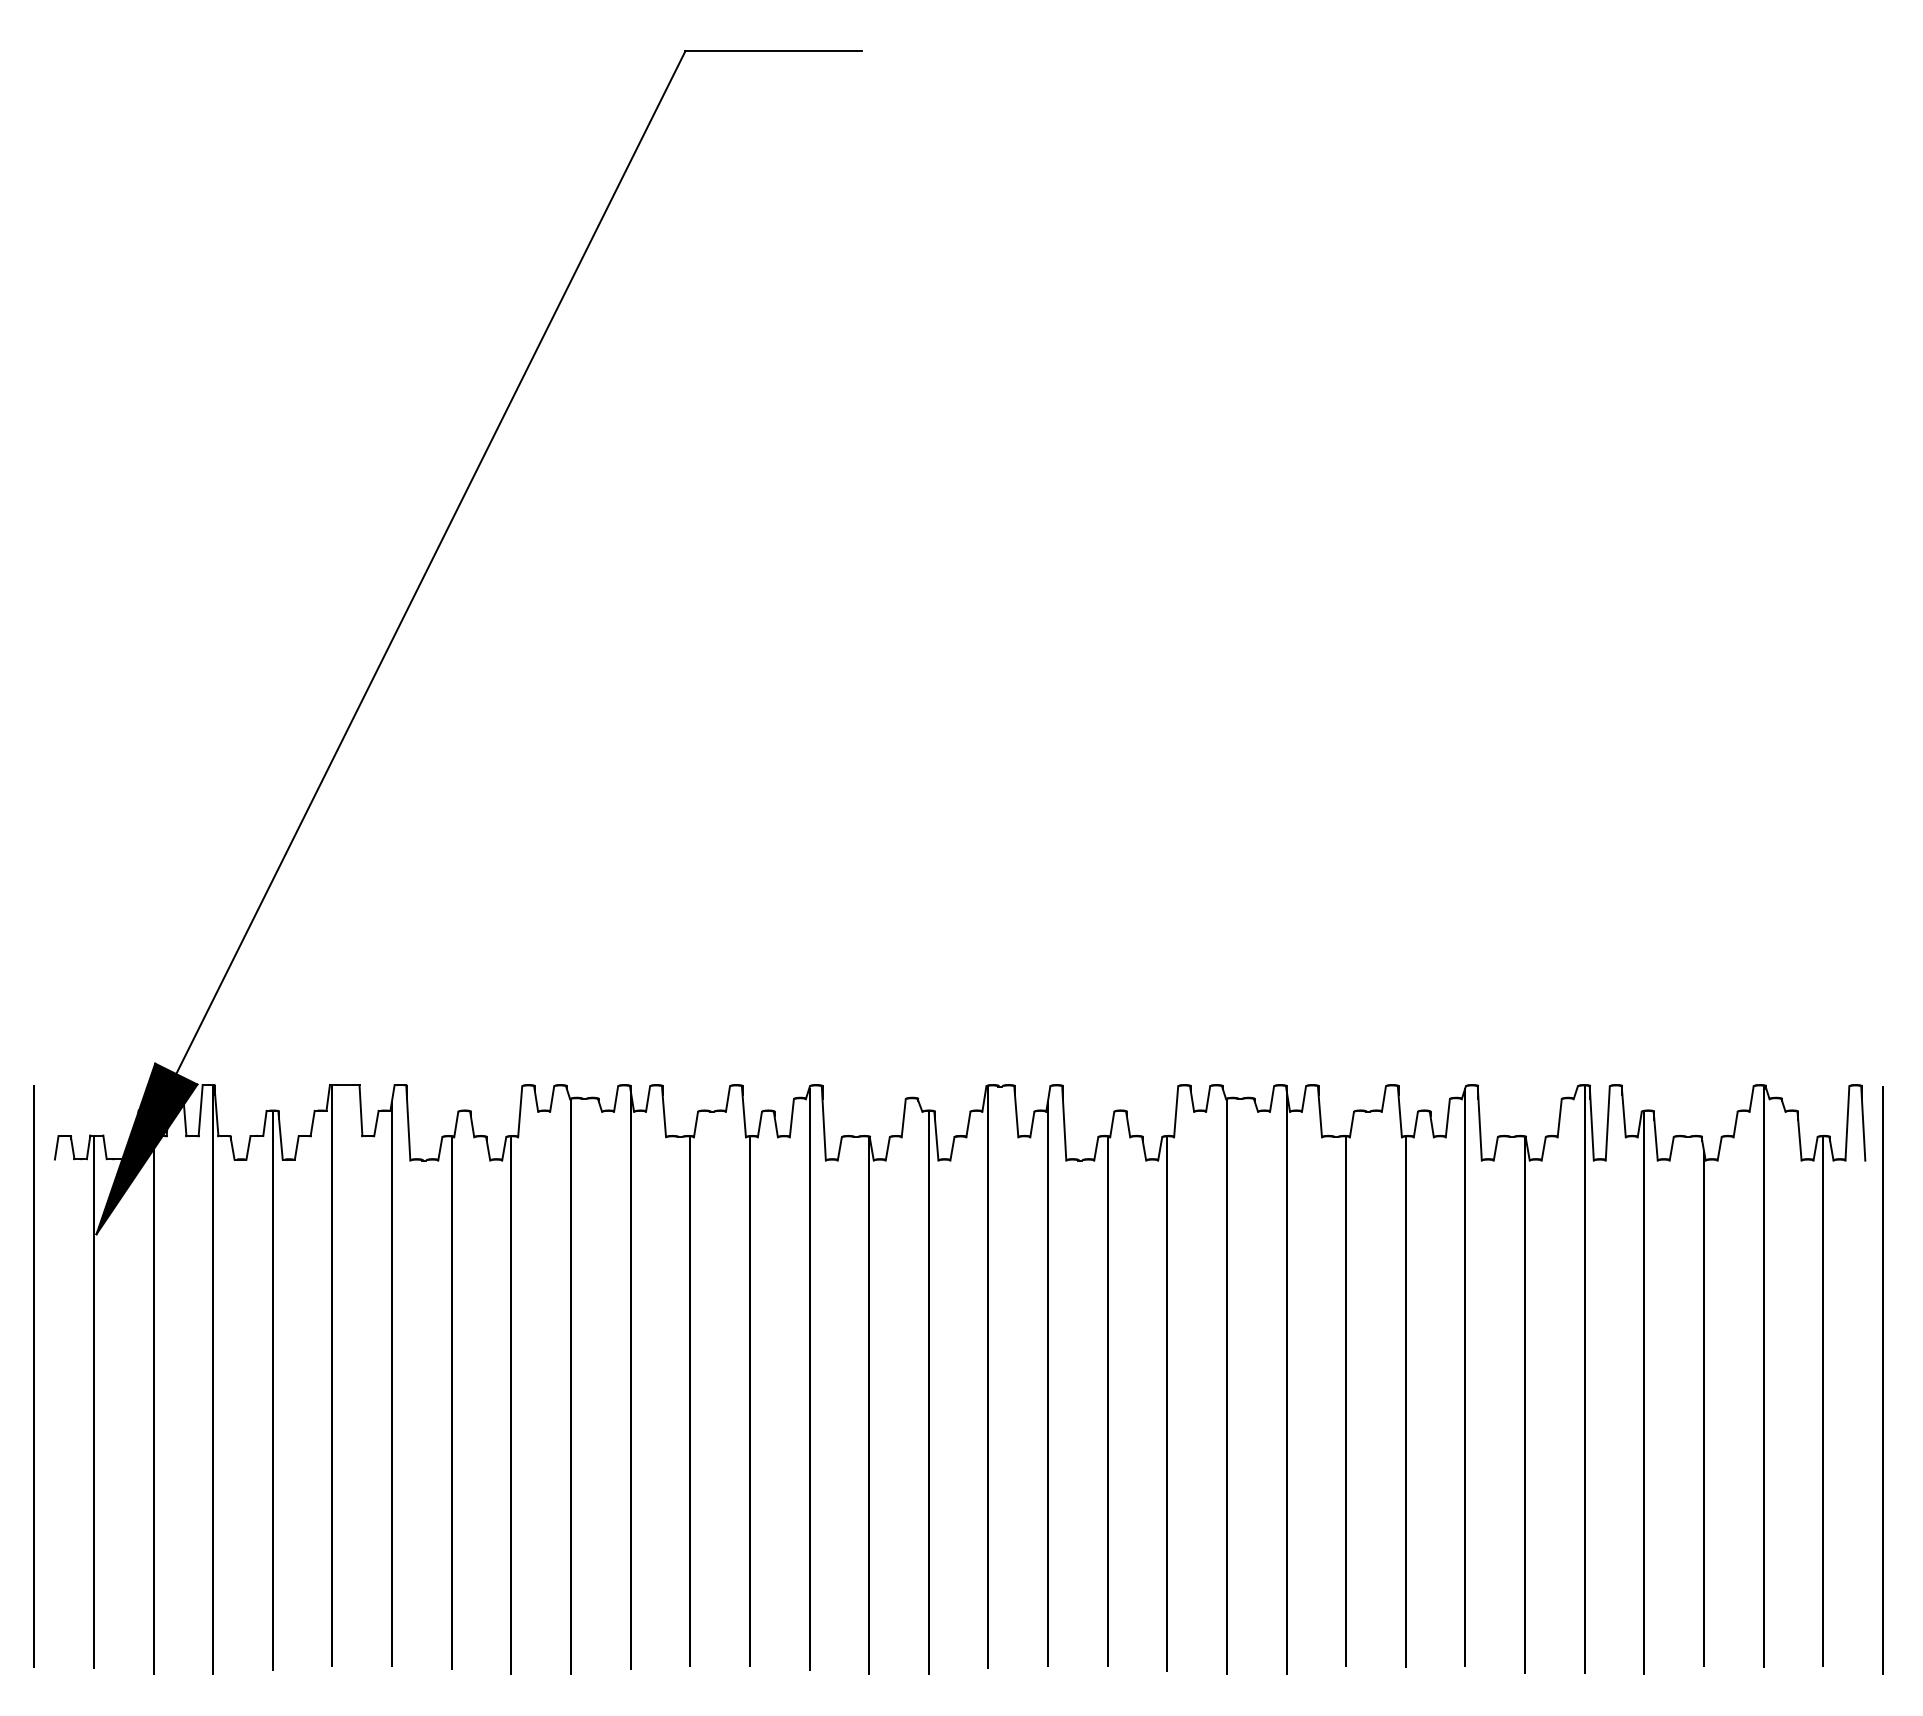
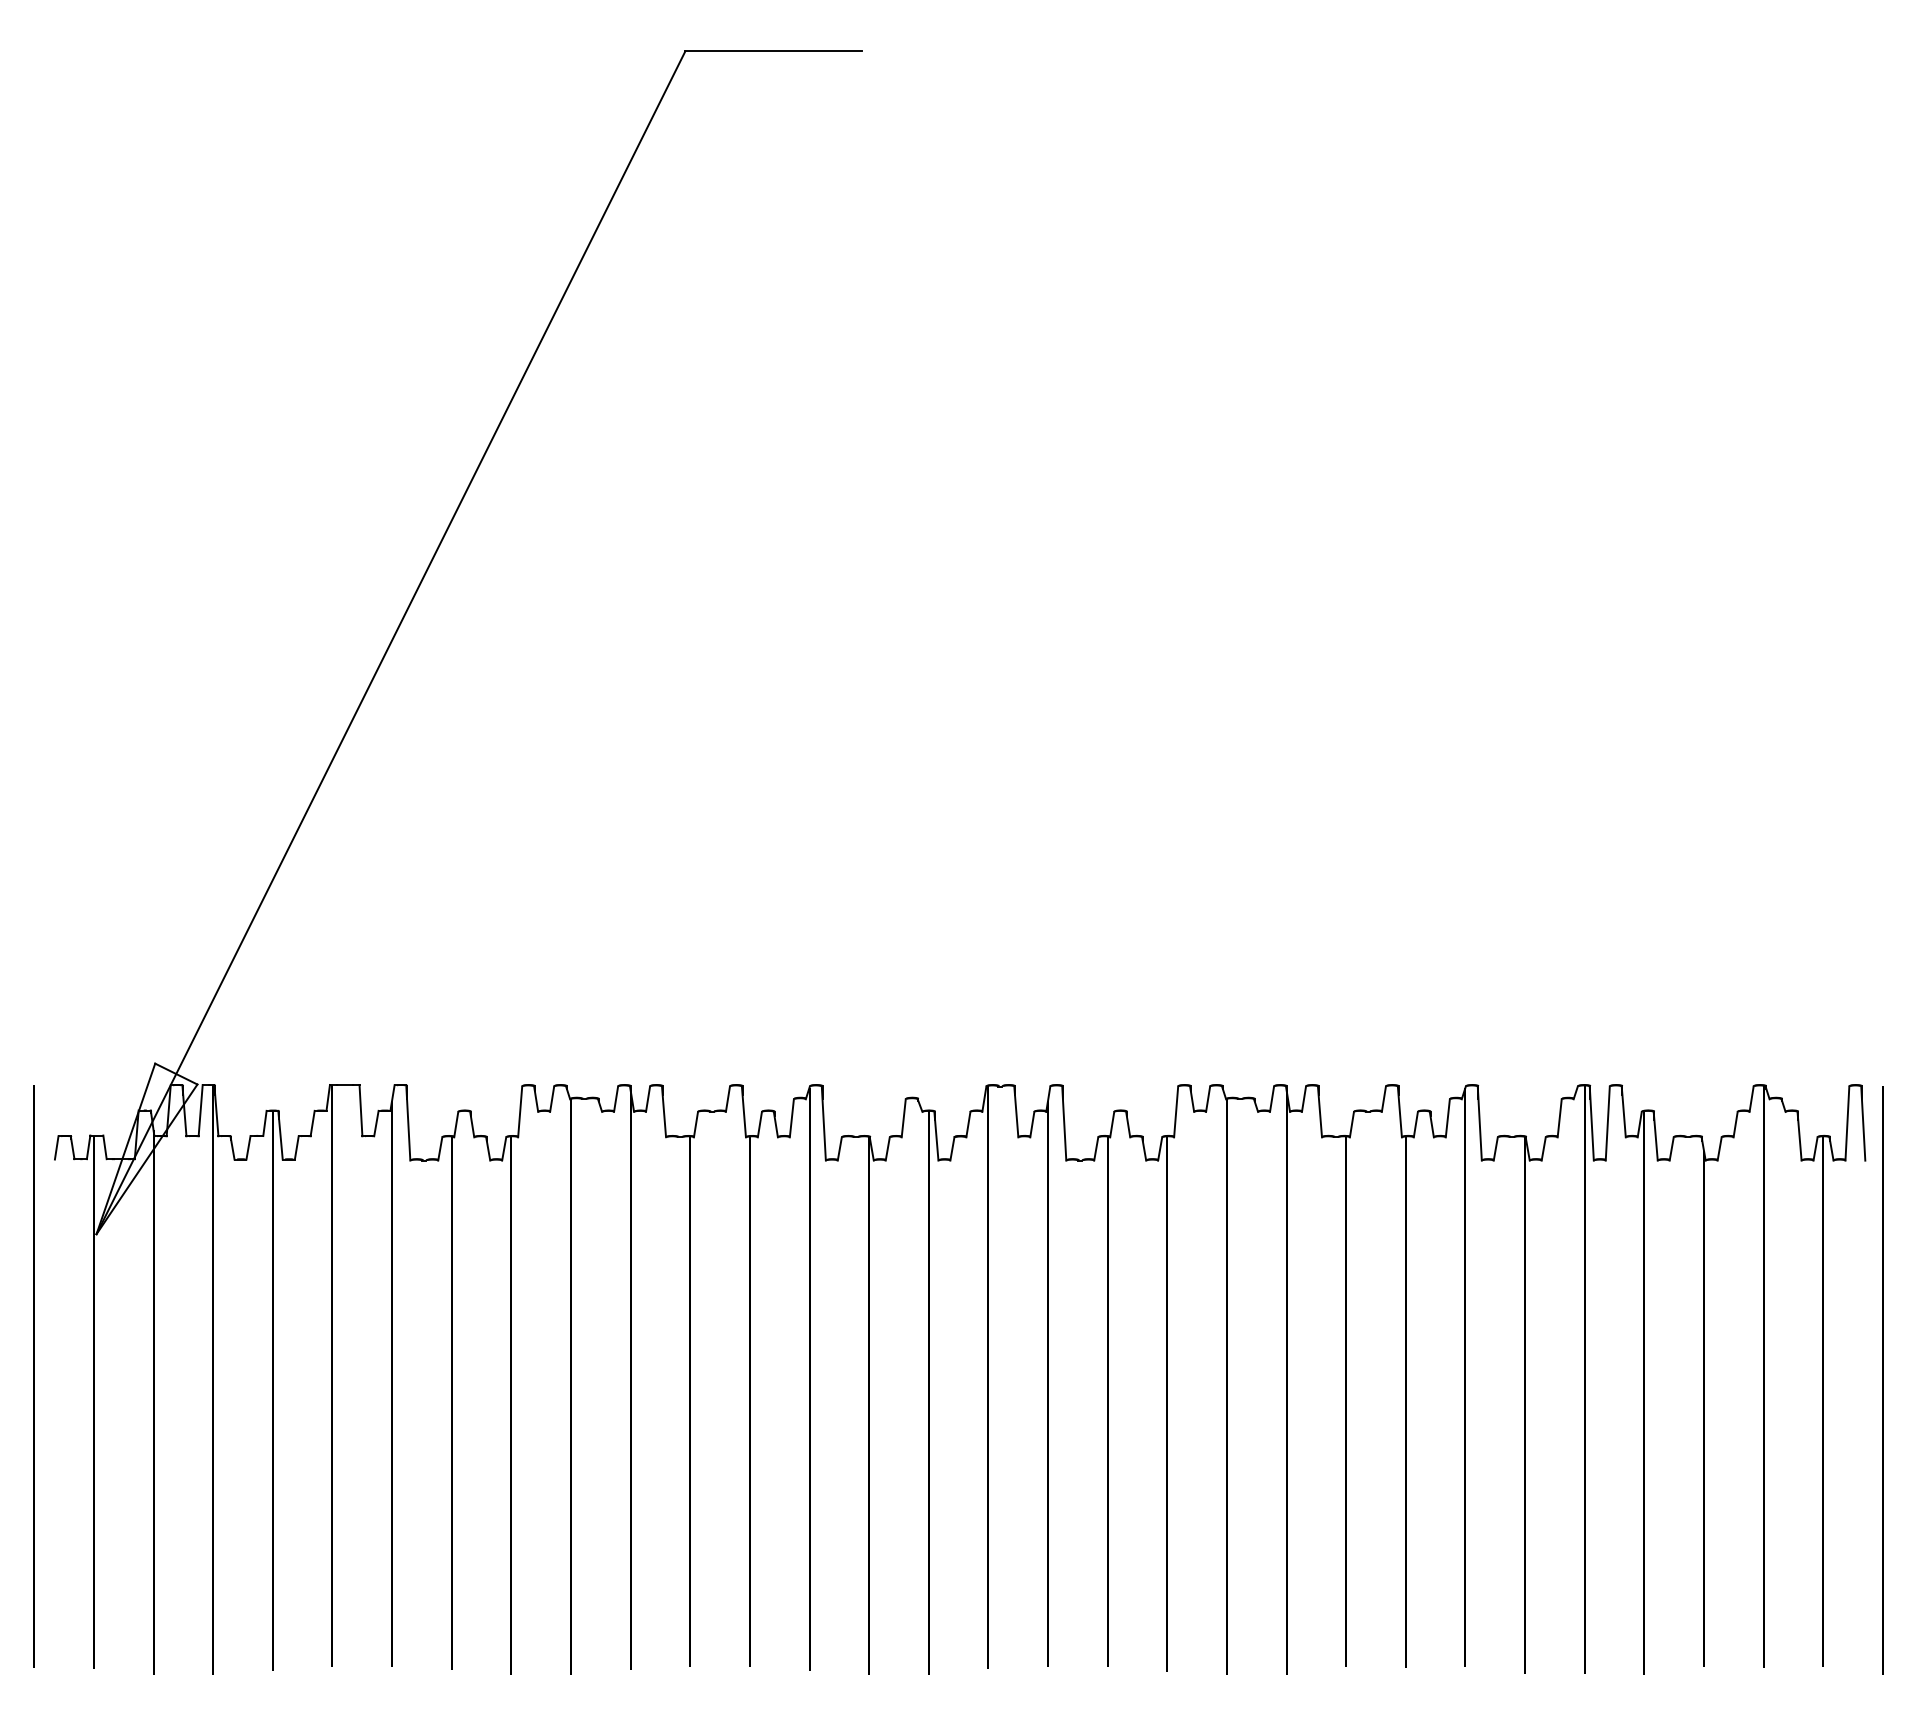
fill: present -> none (146, 1148)
